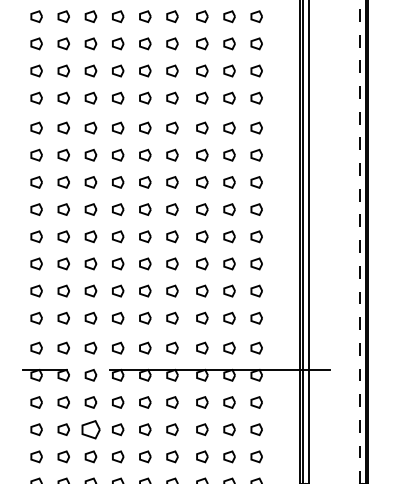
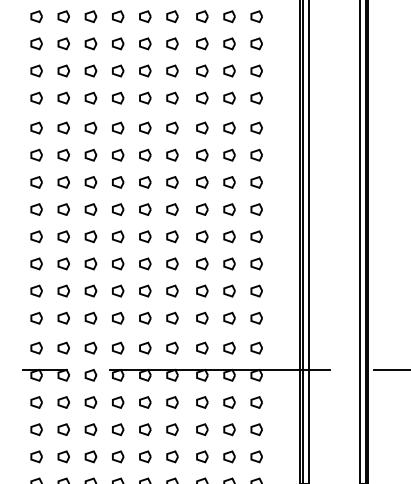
line: dashed -> solid (360, 241)
line: none -> present (390, 369)
part size: 20x20 px -> 14x13 px (90, 429)
